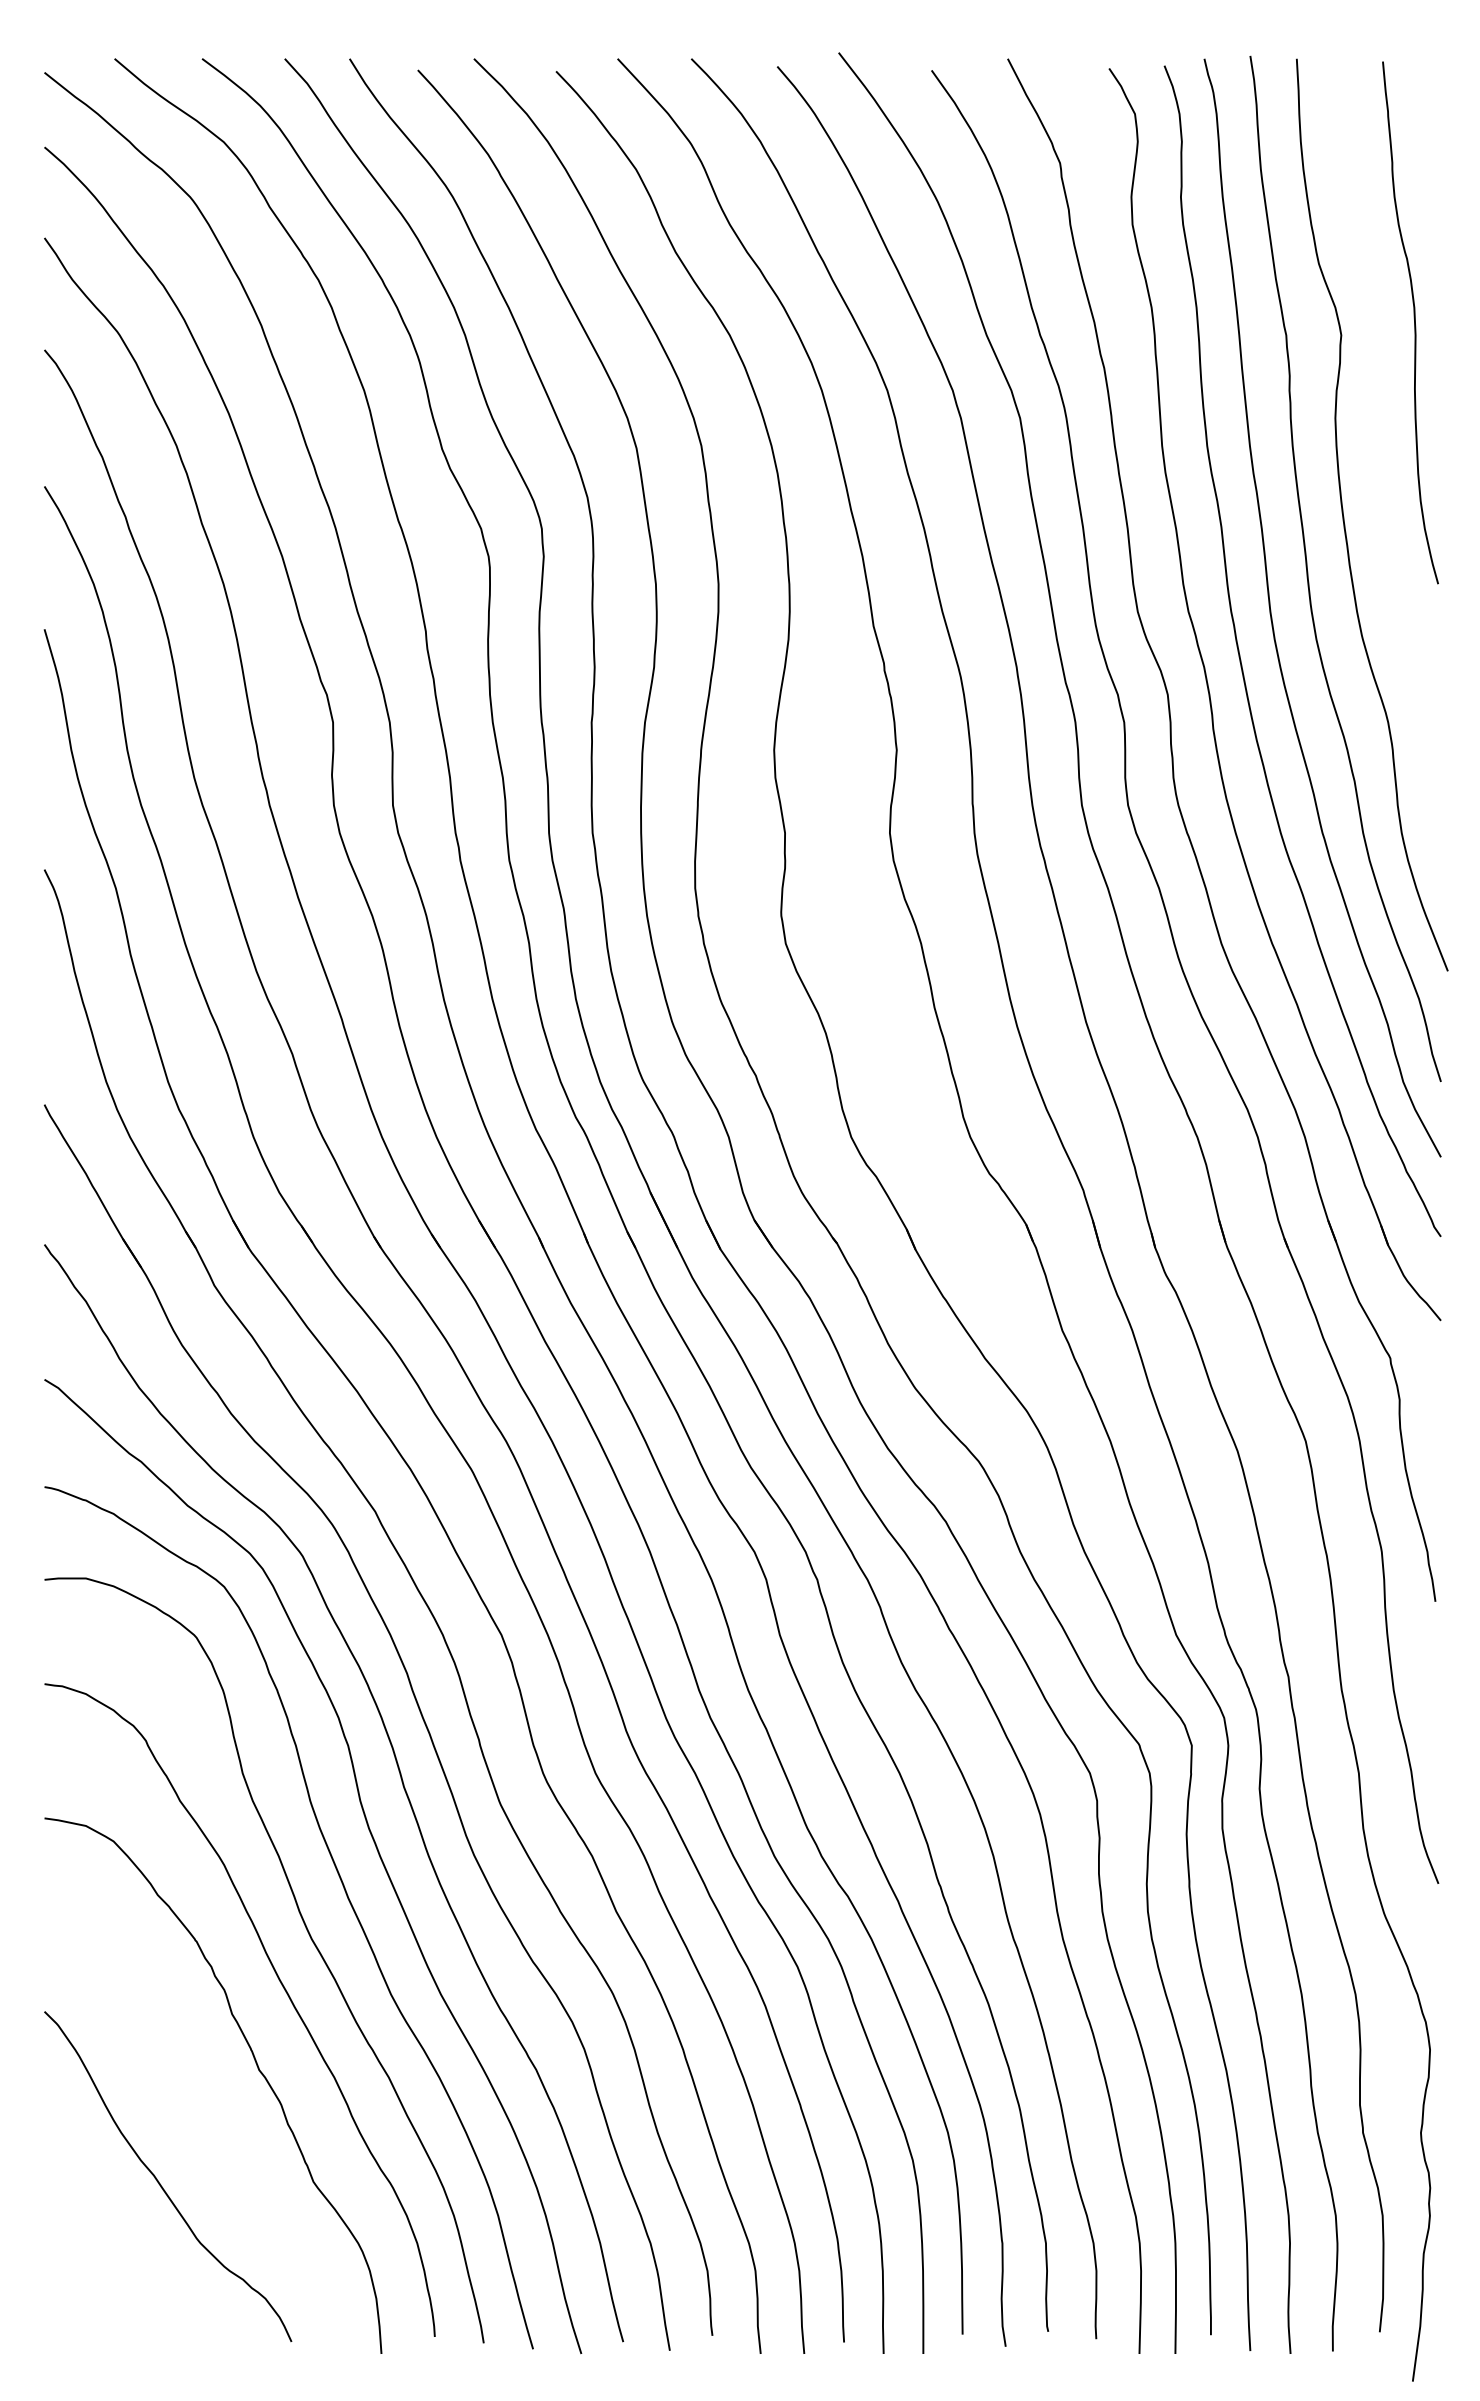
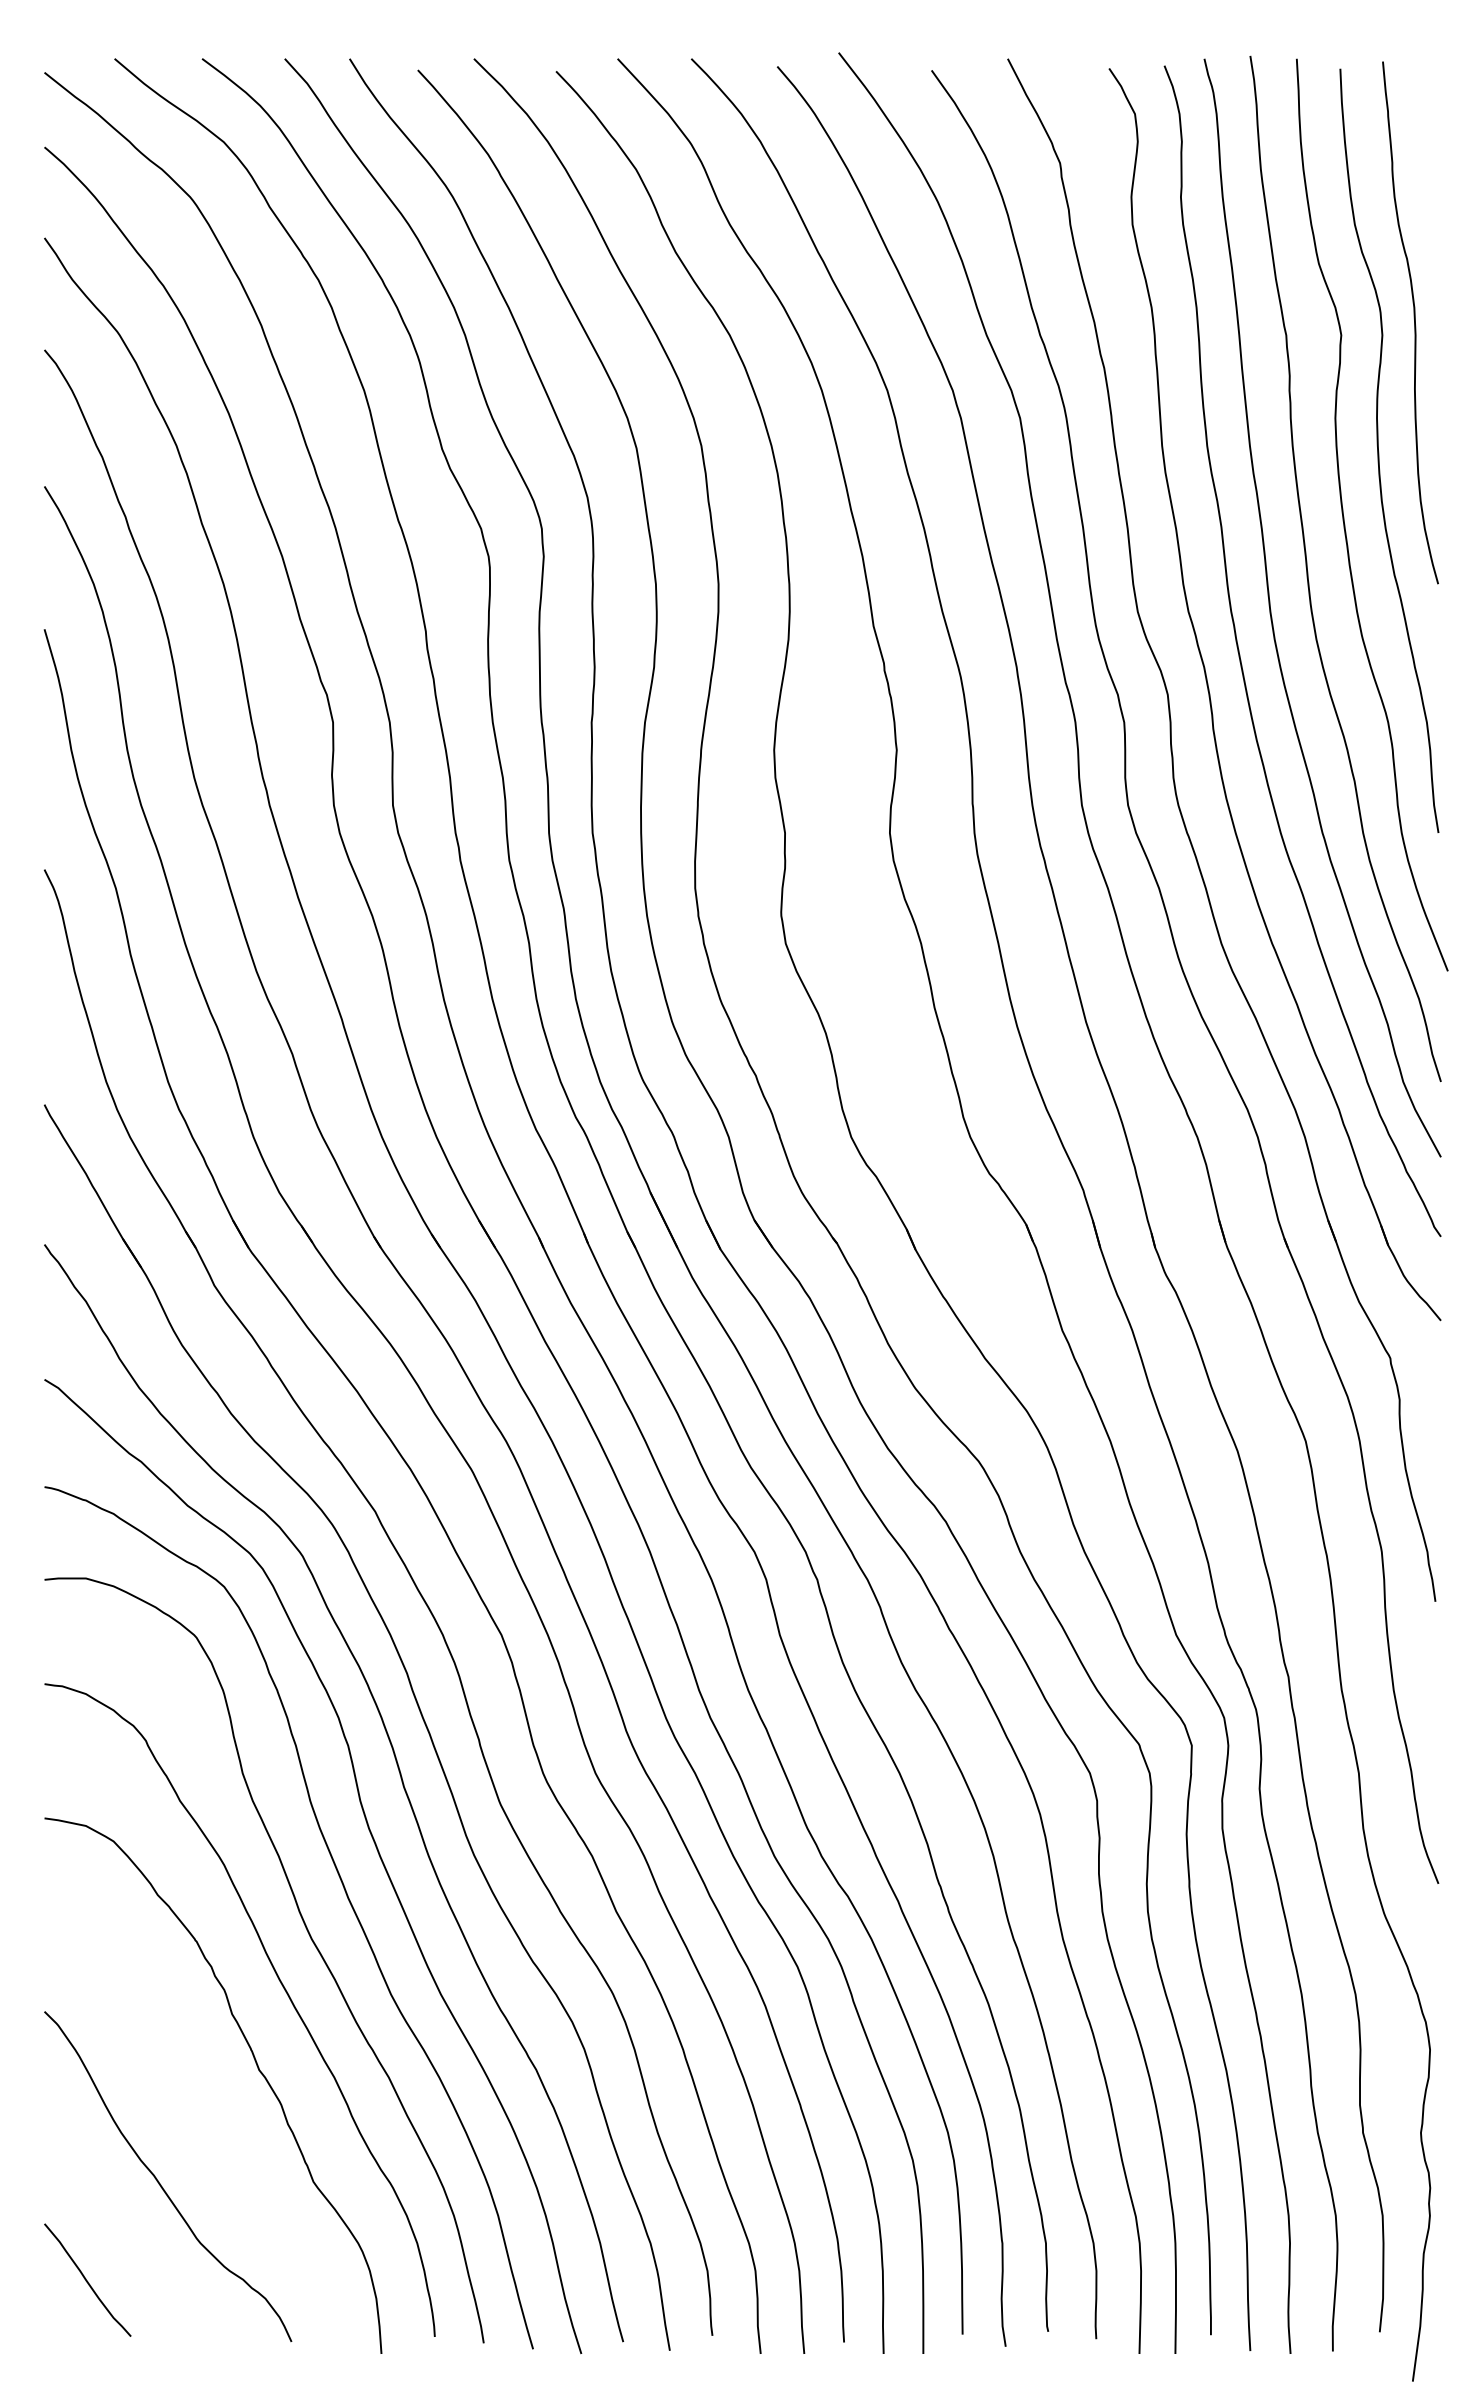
curve: none -> present (1379, 452)
curve: none -> present (86, 2279)
